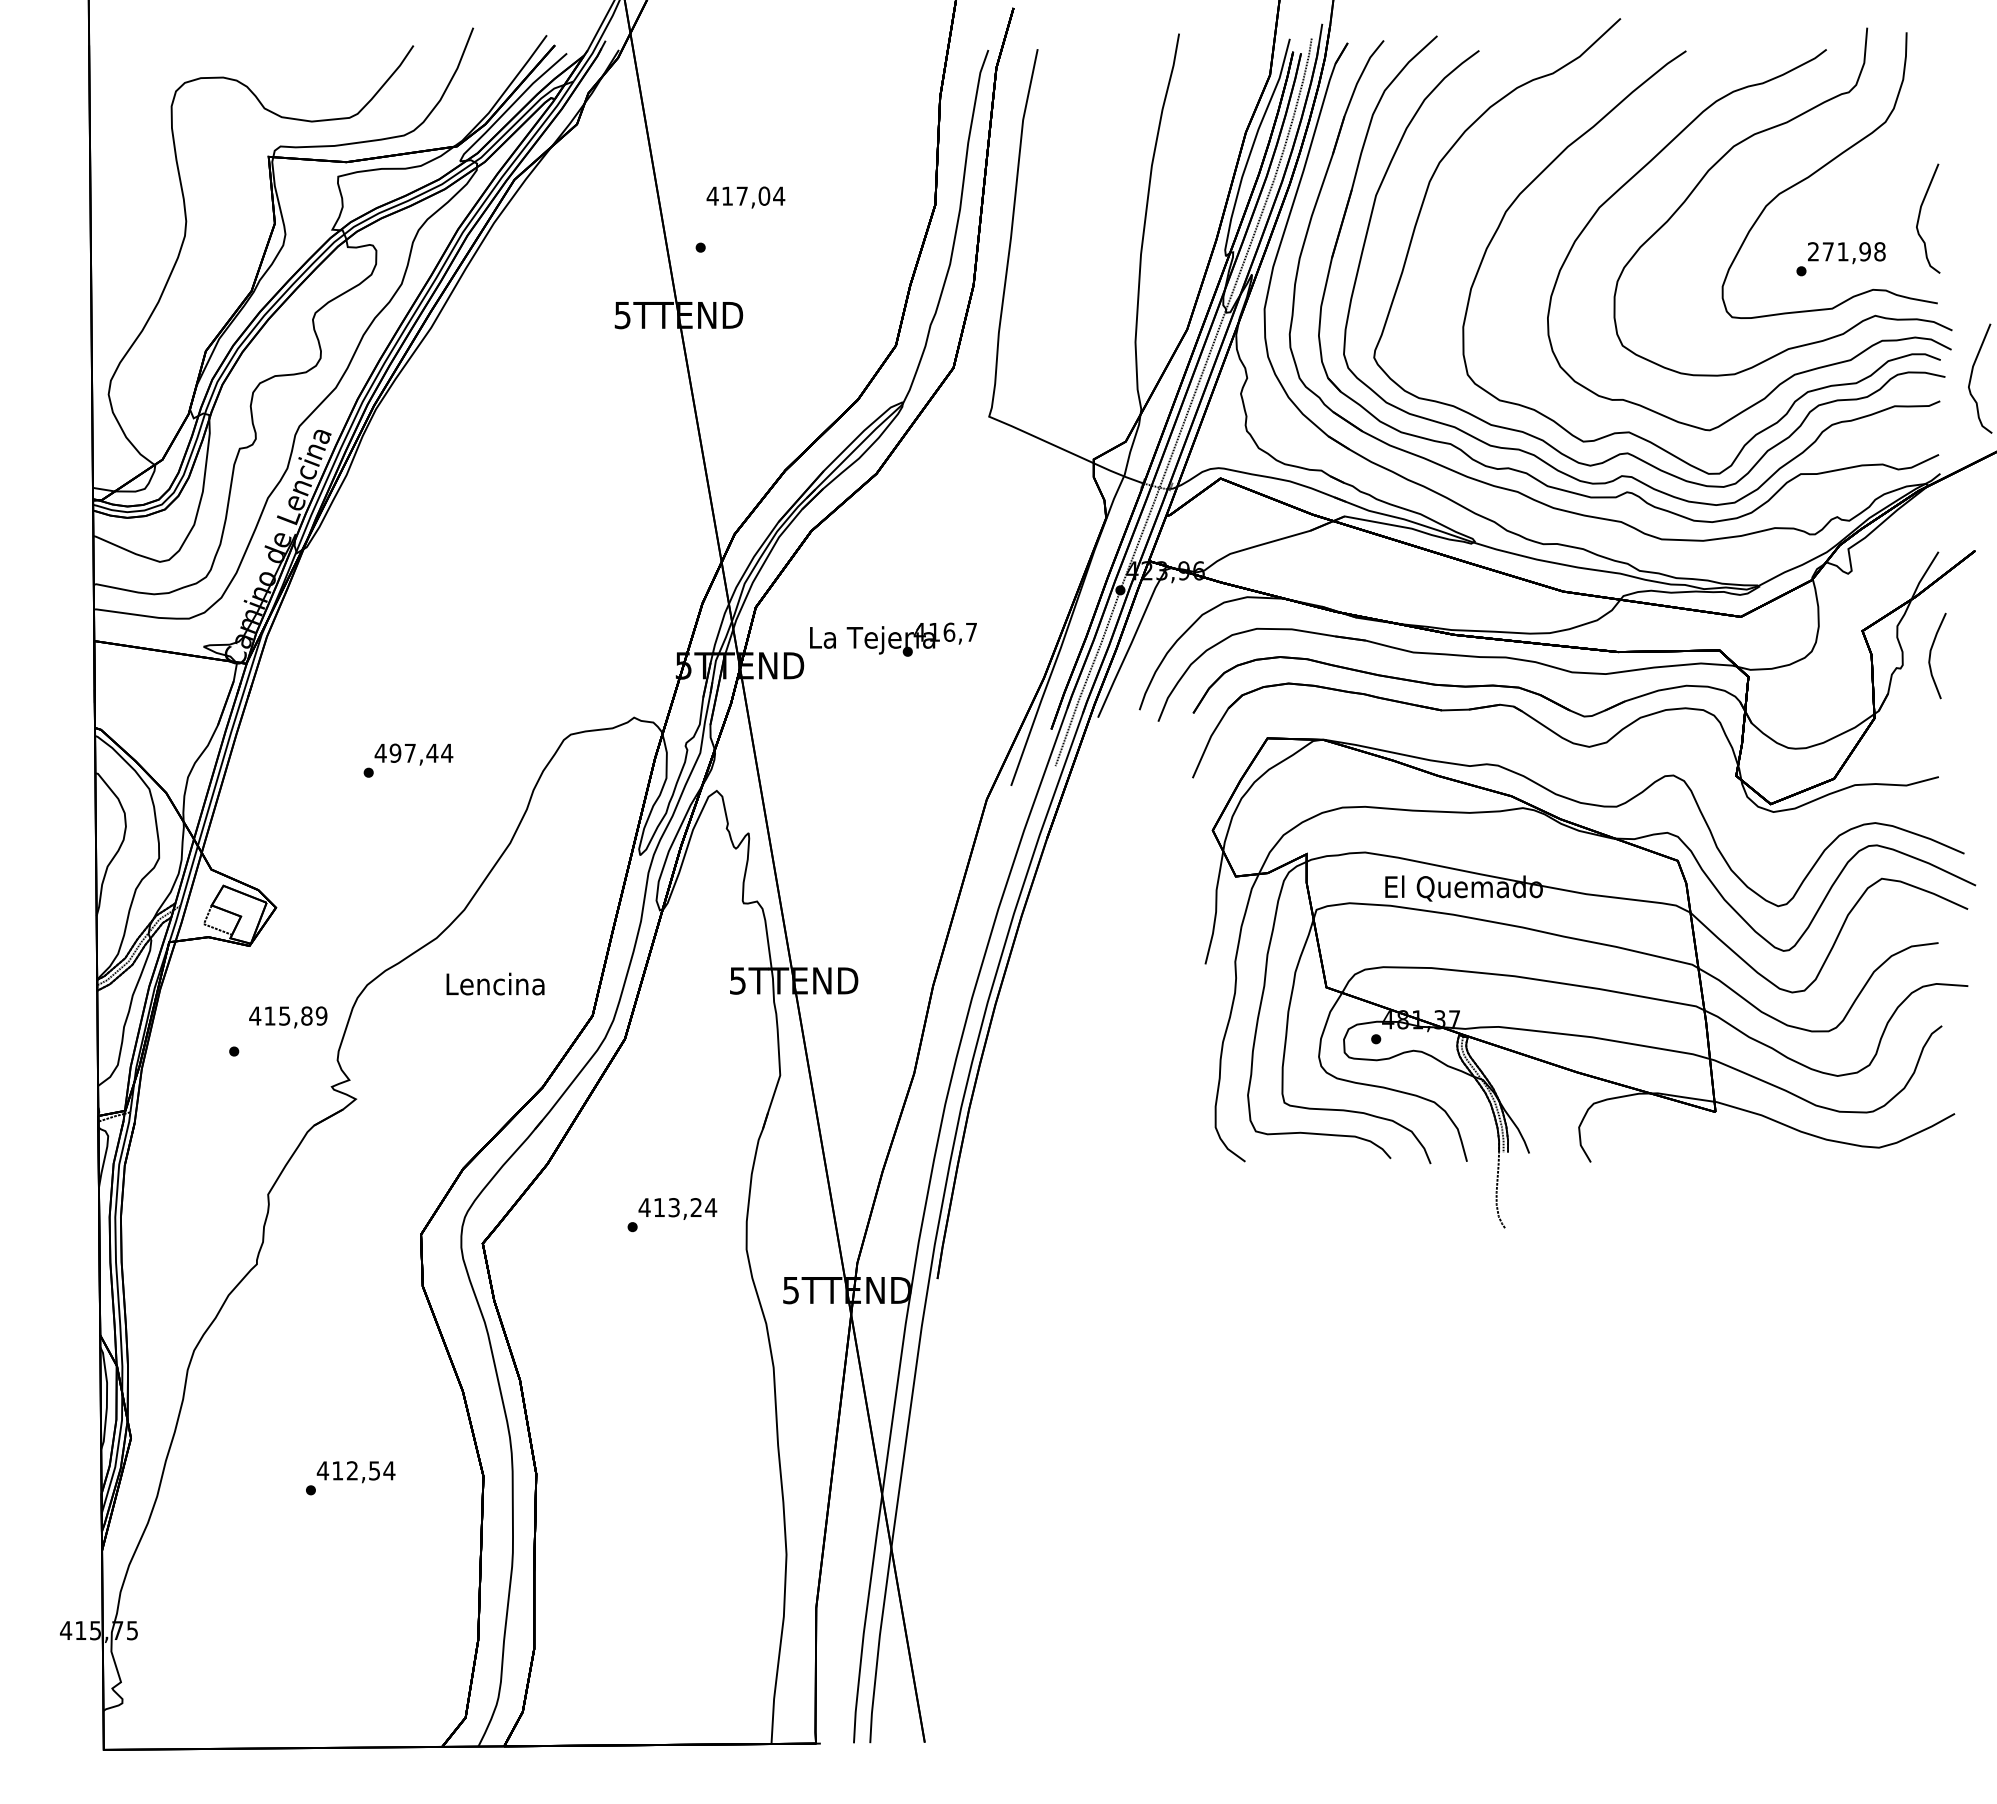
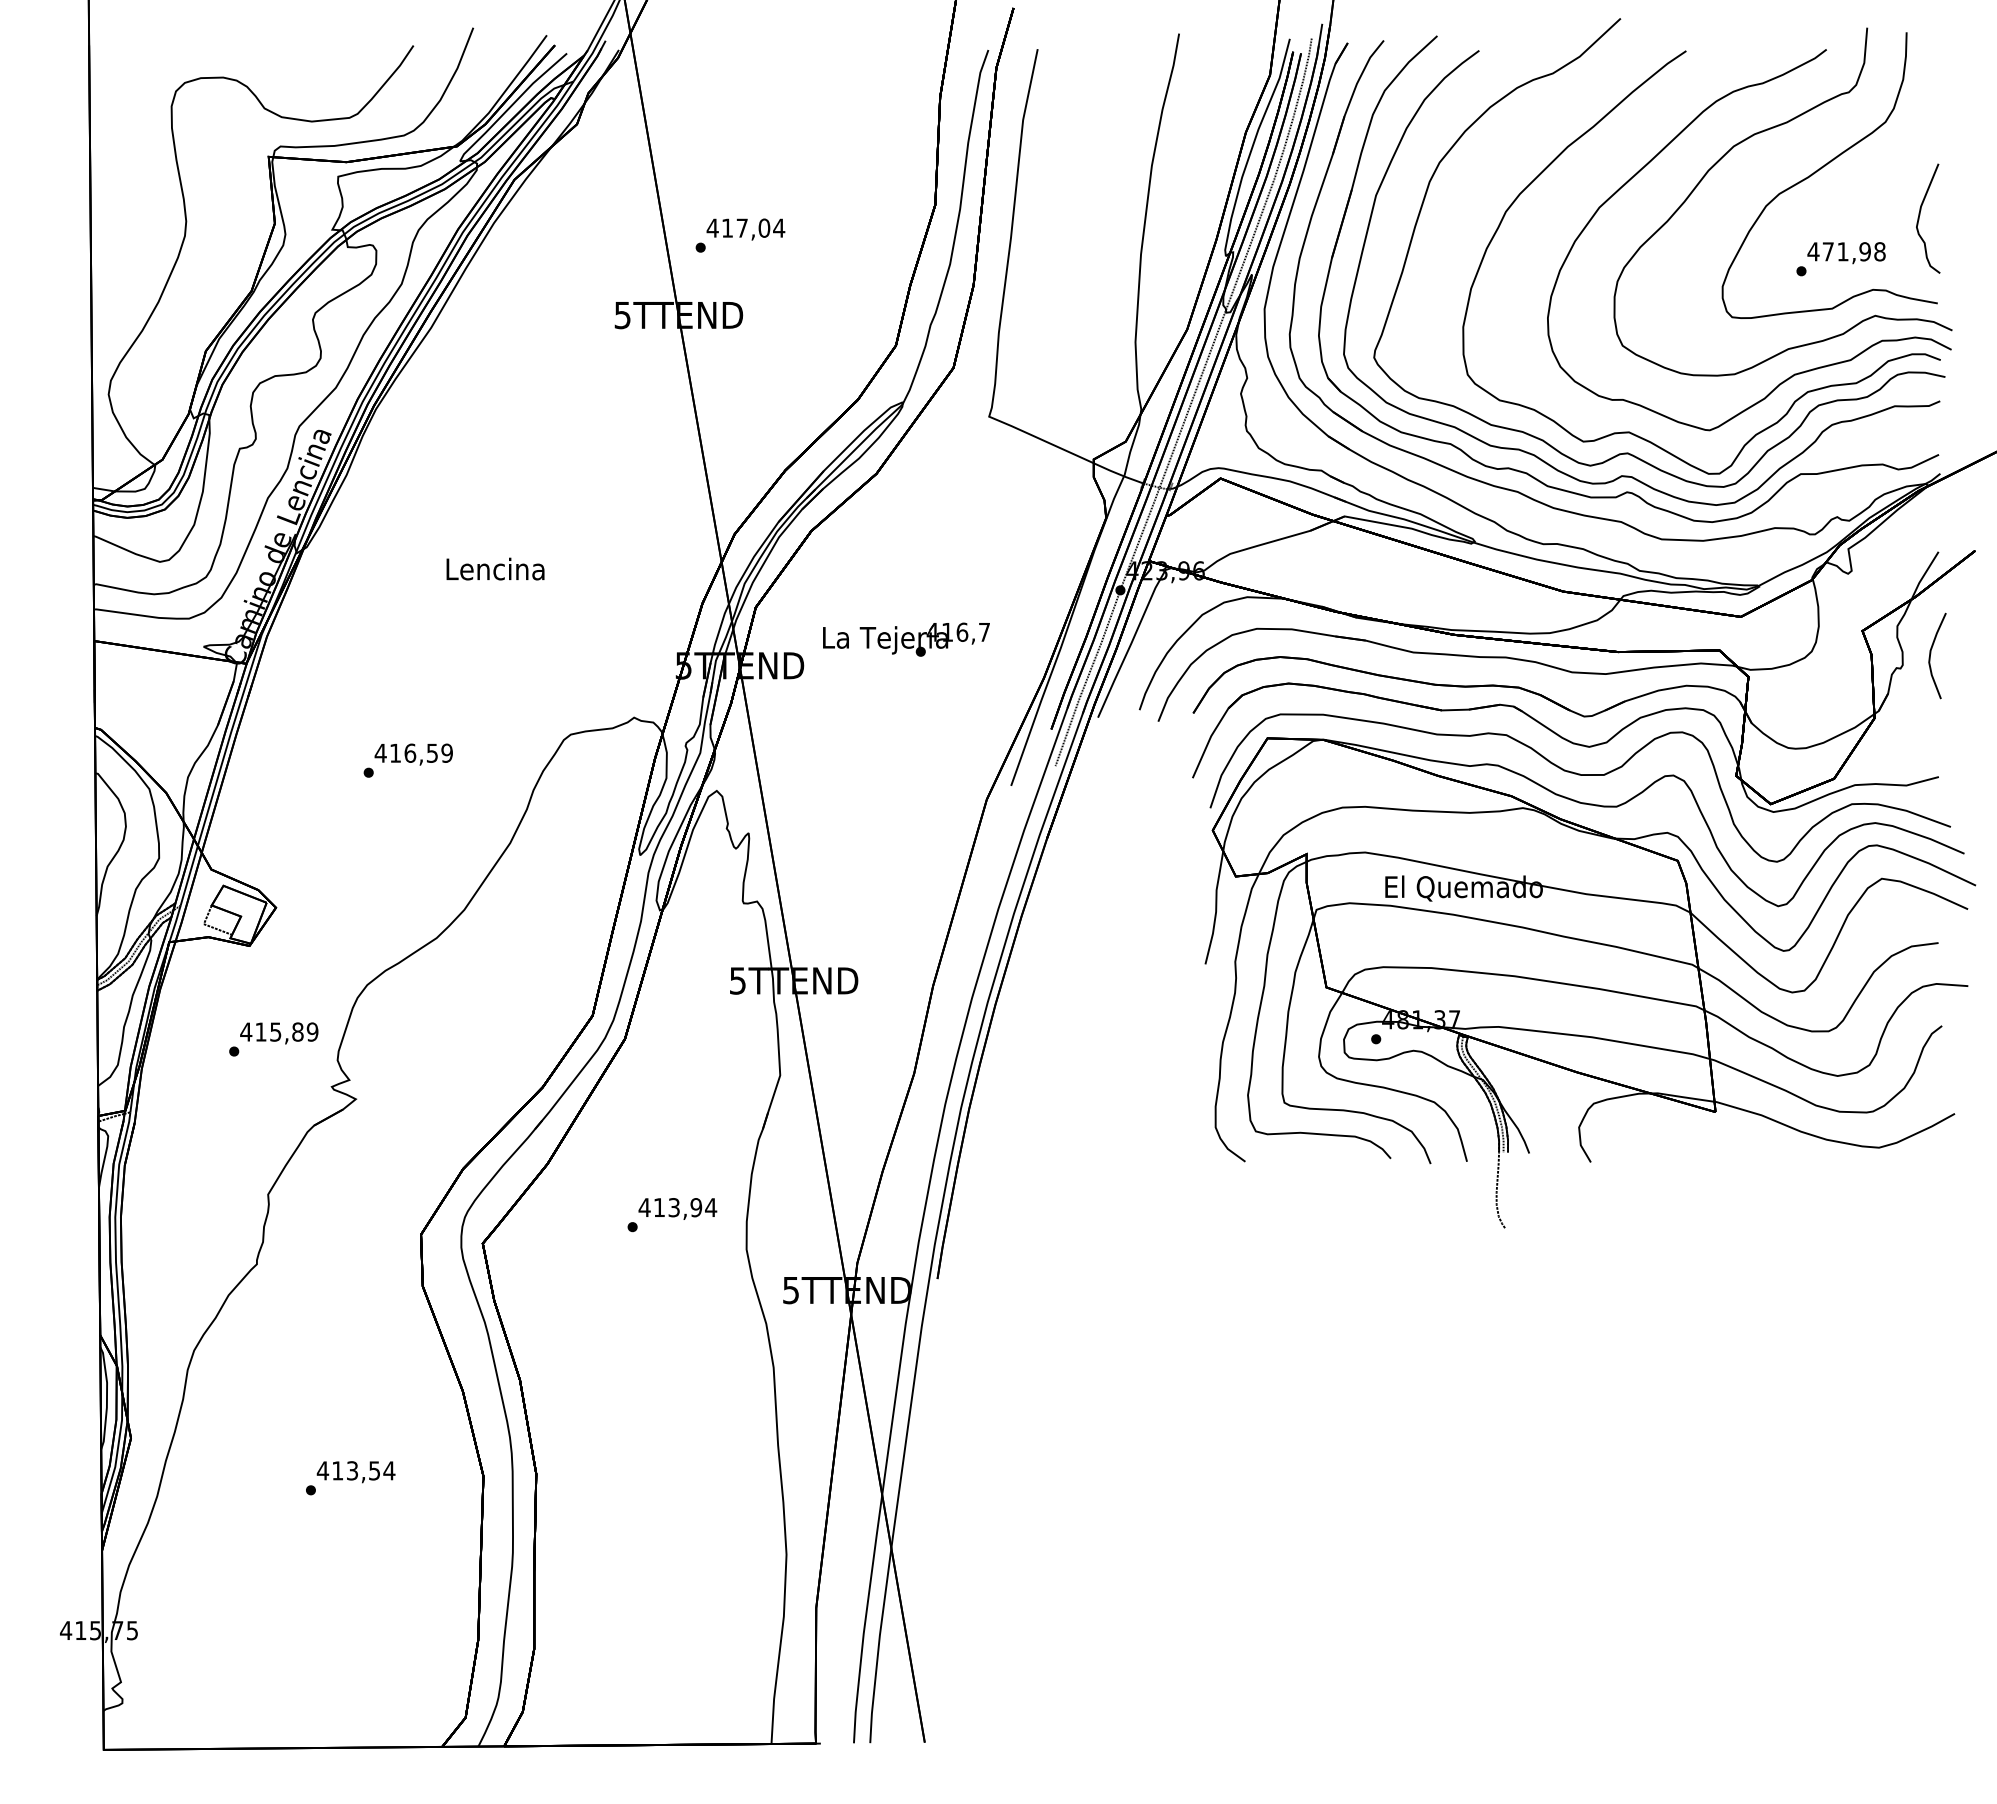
text position: (745, 197) -> (745, 229) (745, 229)
text: 271,98 -> 471,98 (1813, 251)
part: present -> none (1972, 375)
text position: (893, 639) -> (906, 639) (906, 639)
text: 497,44 -> 416,59 (421, 752)
part: none -> present (1579, 775)
text position: (495, 983) -> (495, 568) (495, 568)
text position: (288, 1017) -> (279, 1033) (279, 1033)
text: 413,24 -> 413,94 (696, 1207)
text: 412,54 -> 413,54 (352, 1470)
